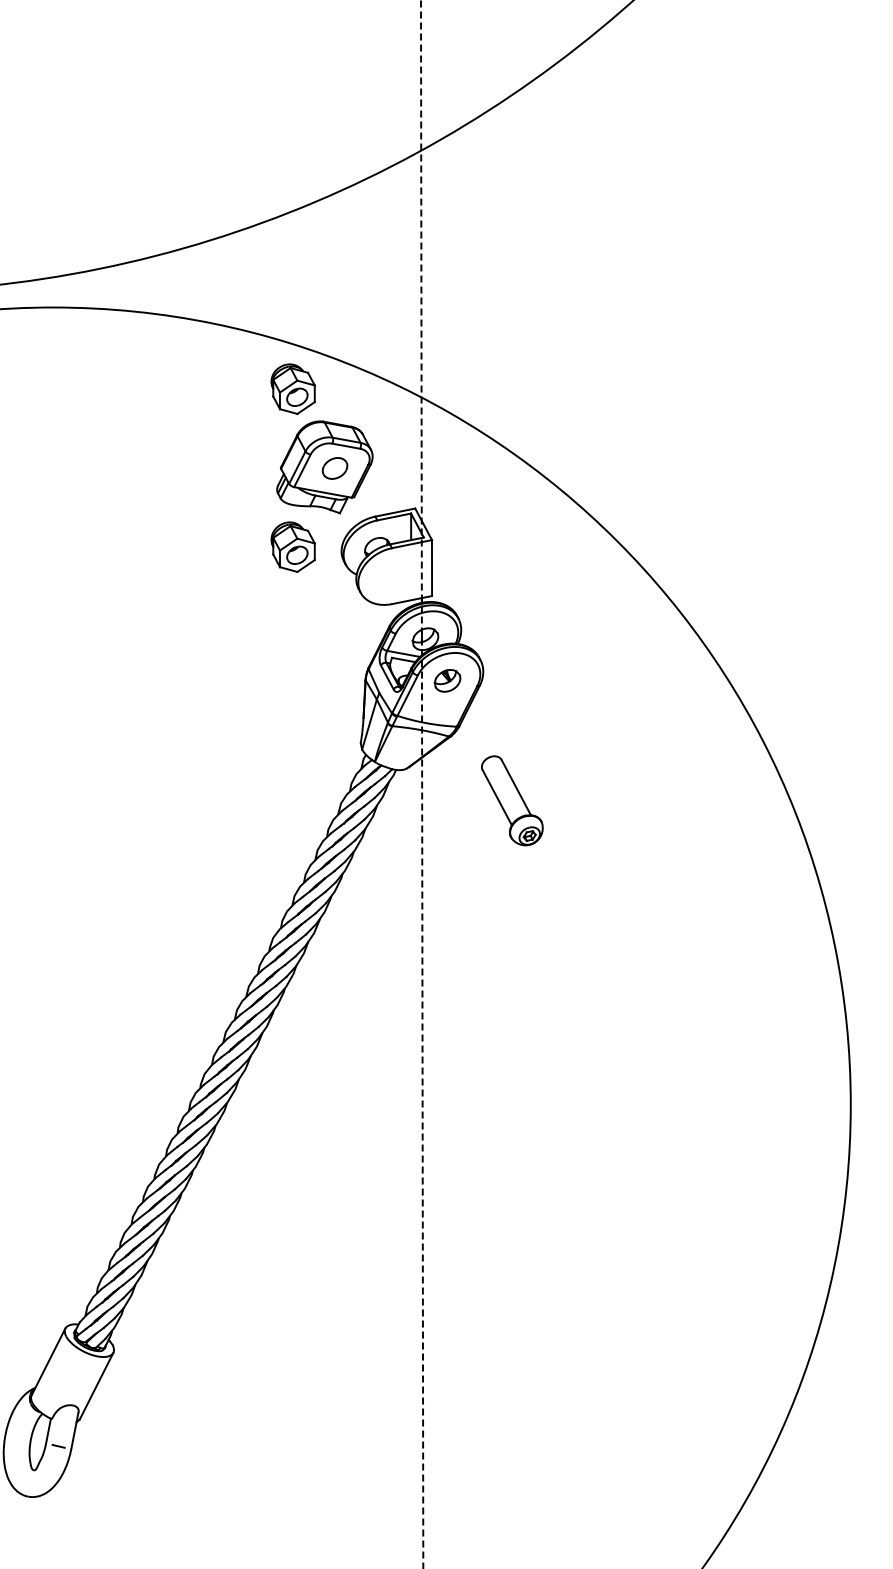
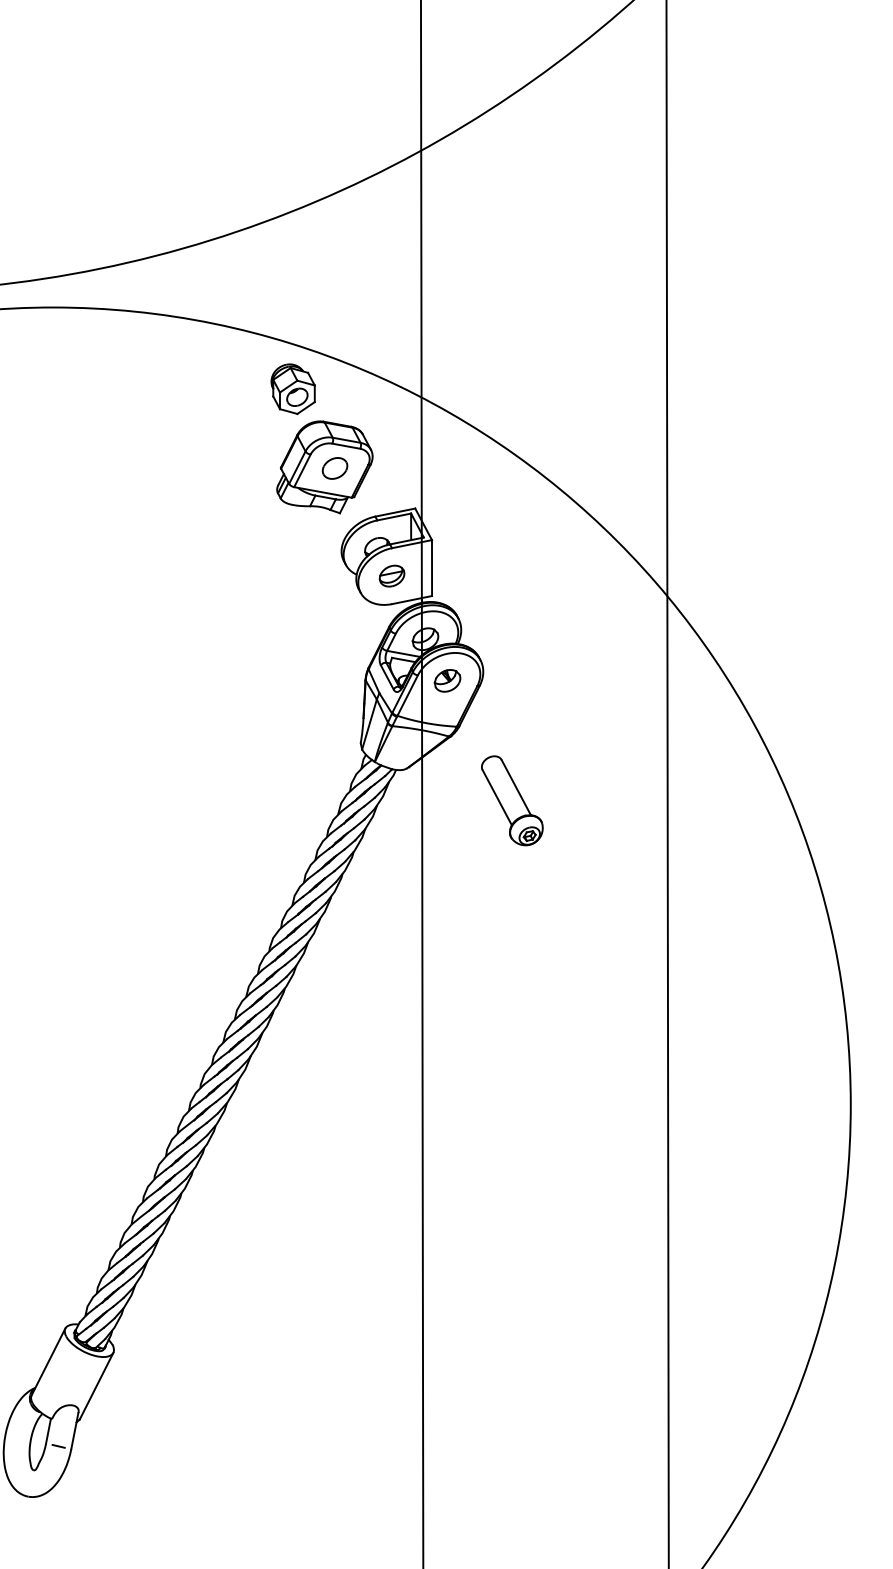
part: present -> none (292, 546)
part: none -> present (391, 575)
line: none -> present (667, 783)
line: dashed -> solid (422, 784)
